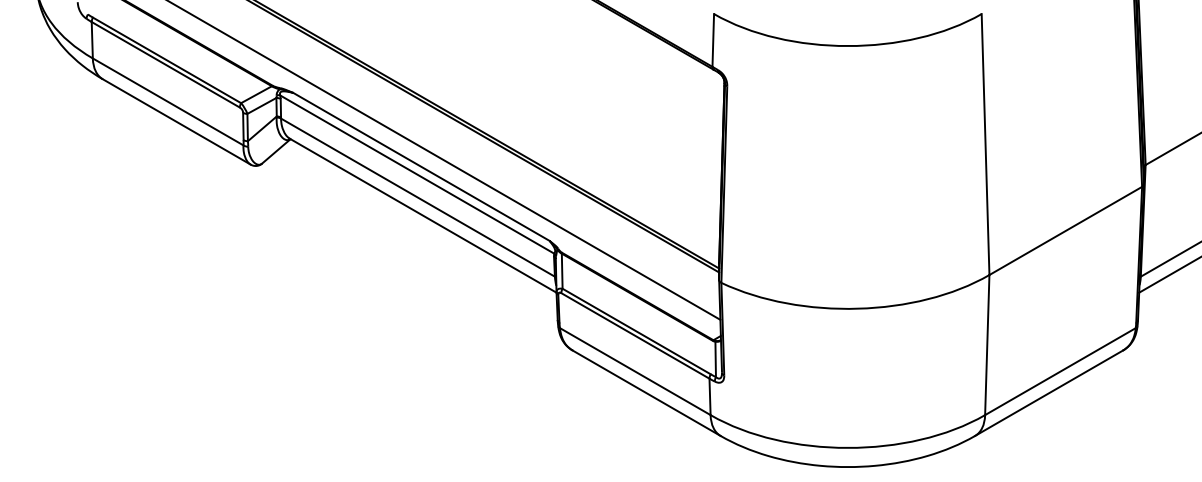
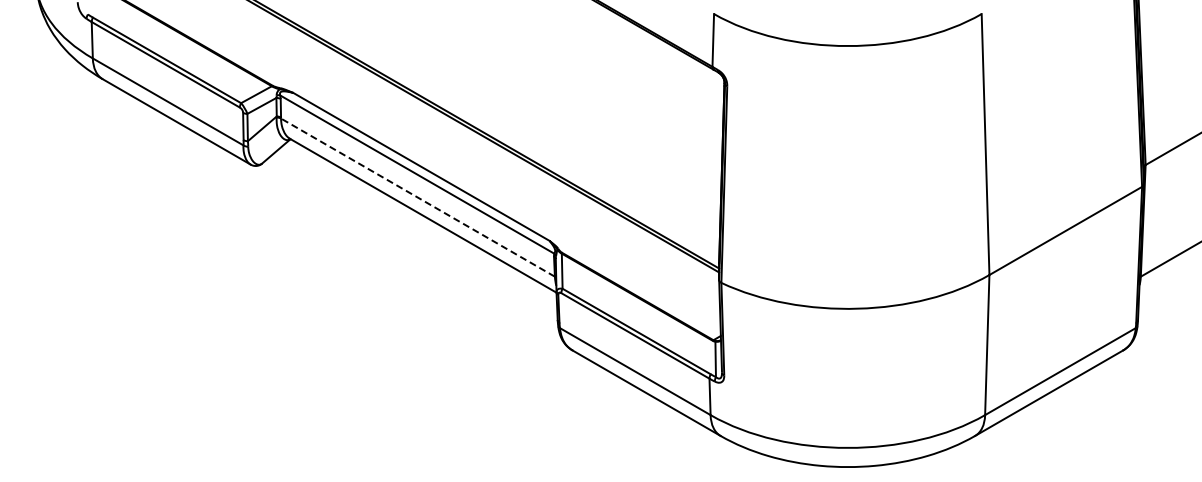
line: present -> none (445, 160)
line: solid -> dashed (417, 197)
line: present -> none (1168, 275)
